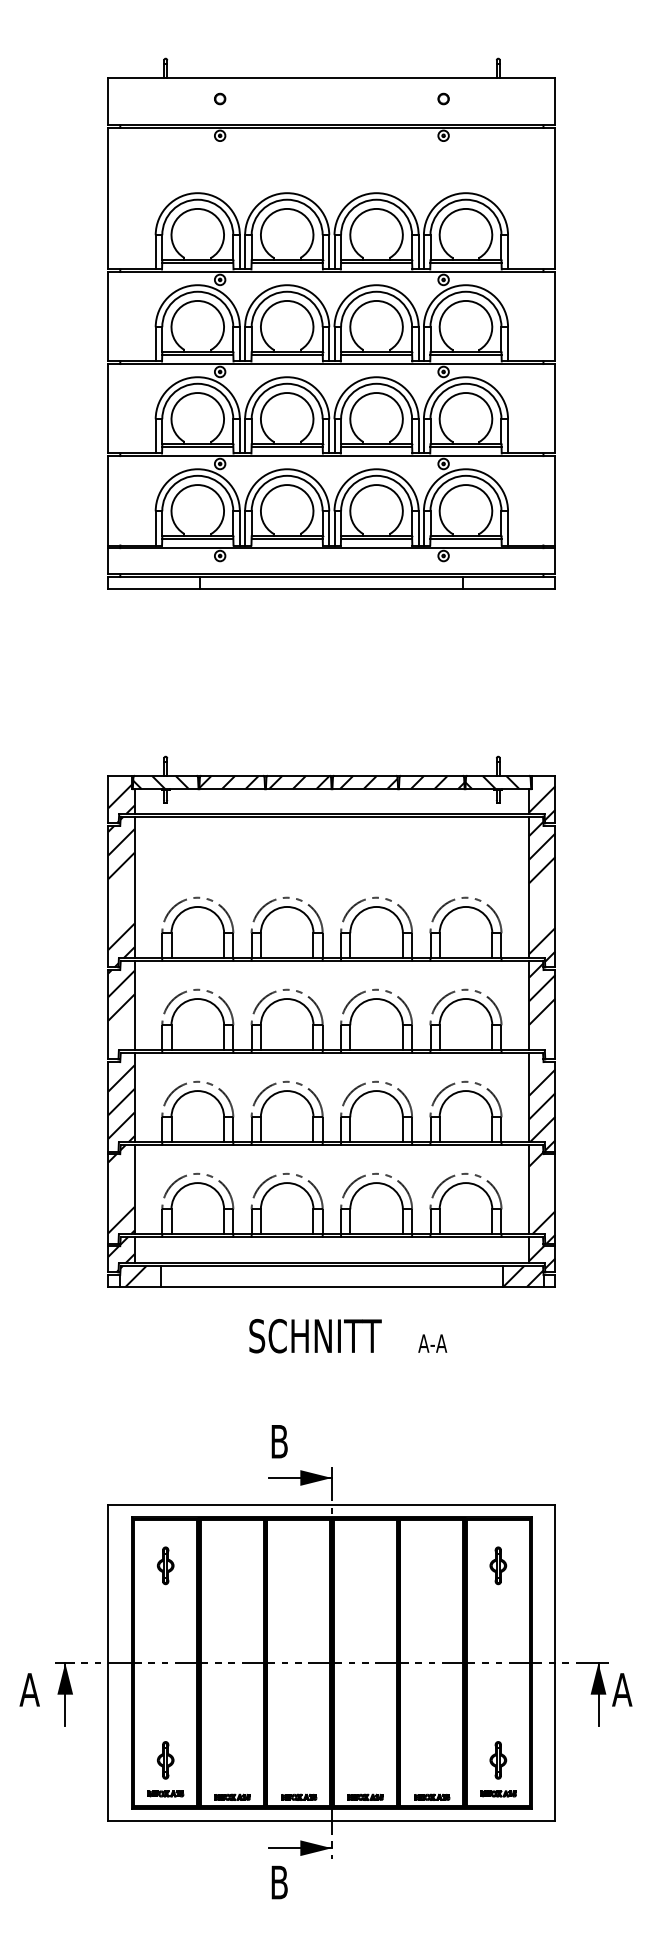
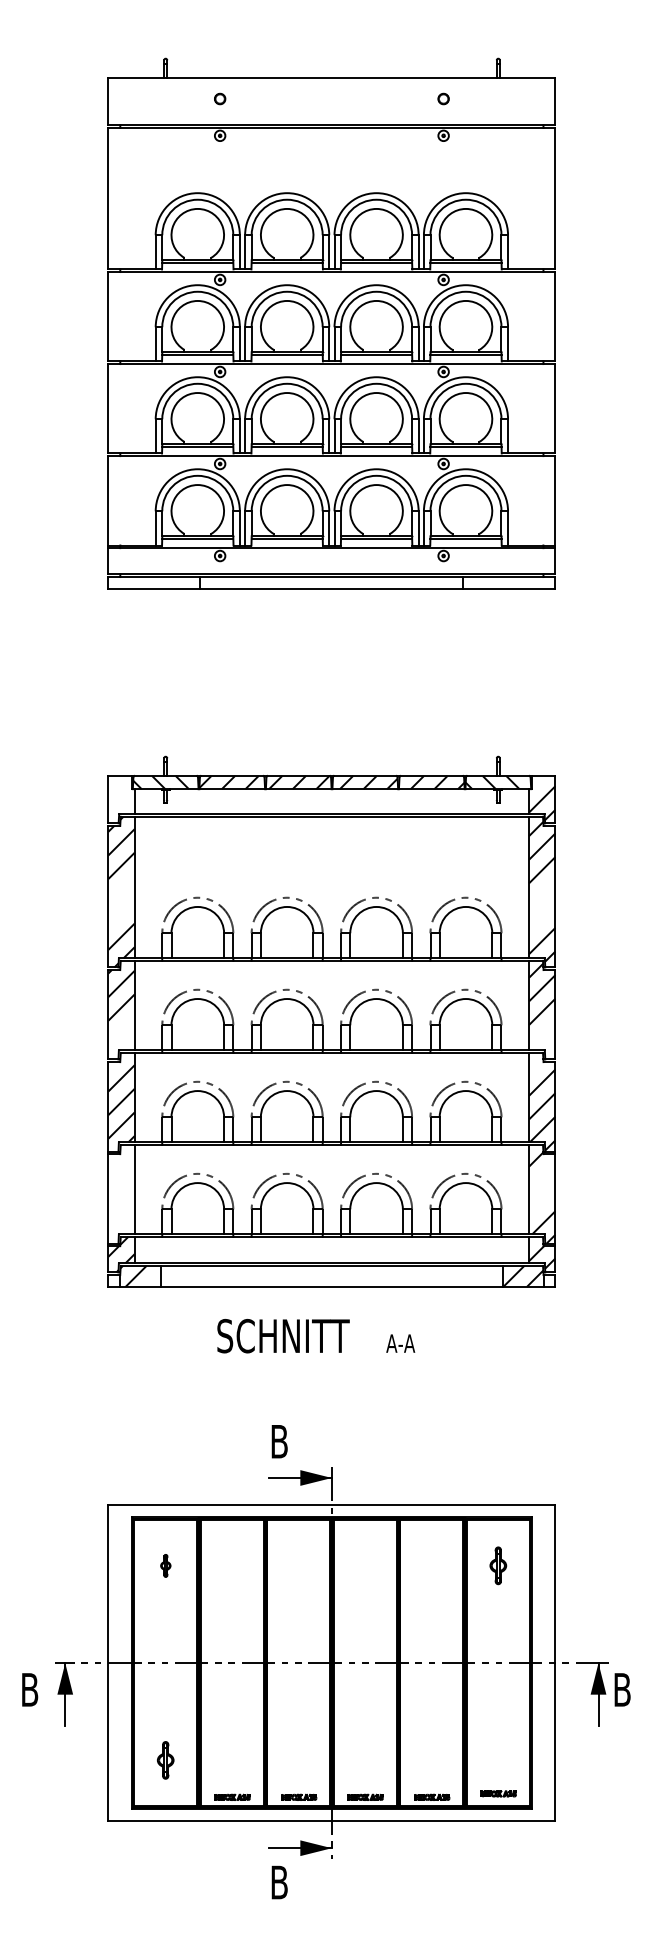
hatch: present -> none (121, 803)
hatch: present -> none (121, 1189)
text position: (348, 1336) -> (316, 1336) (316, 1336)
part size: 18x40 px -> 12x24 px (165, 1565)
text: A -> B (29, 1689)
text: A -> B (622, 1689)
part: present -> none (498, 1760)
part: present -> none (165, 1793)
